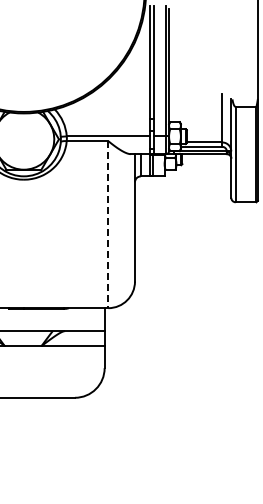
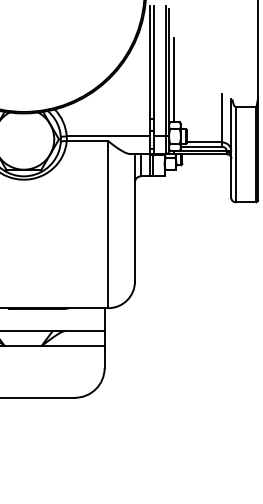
line: none -> present (173, 80)
line: dashed -> solid (108, 224)
